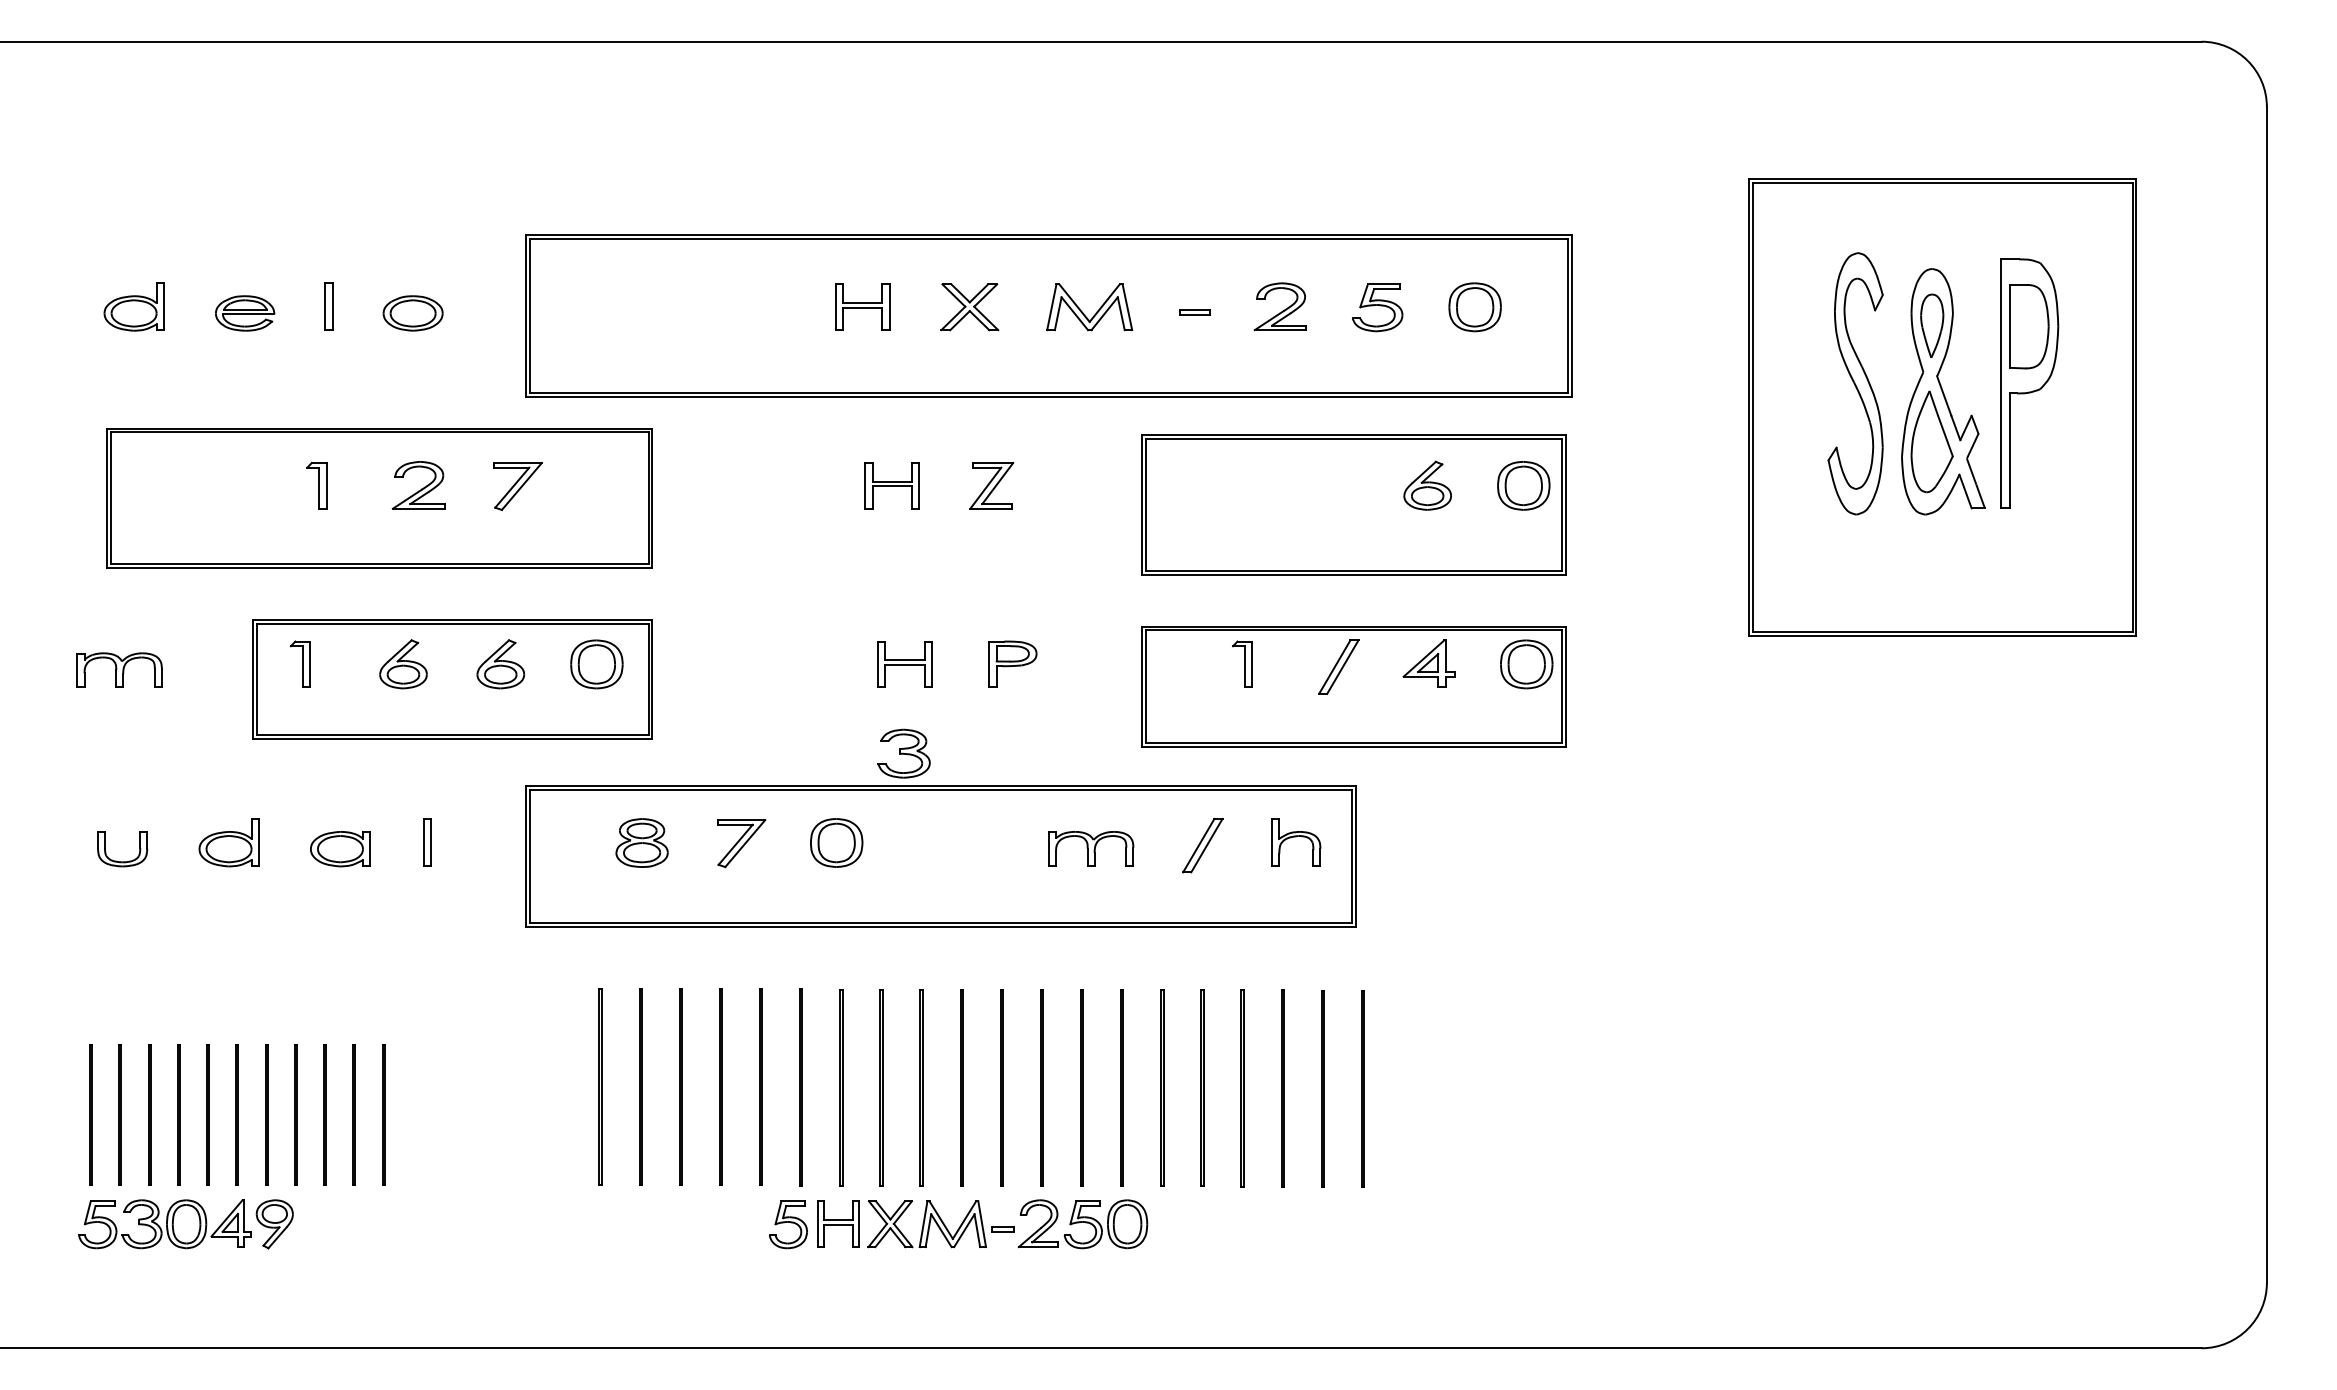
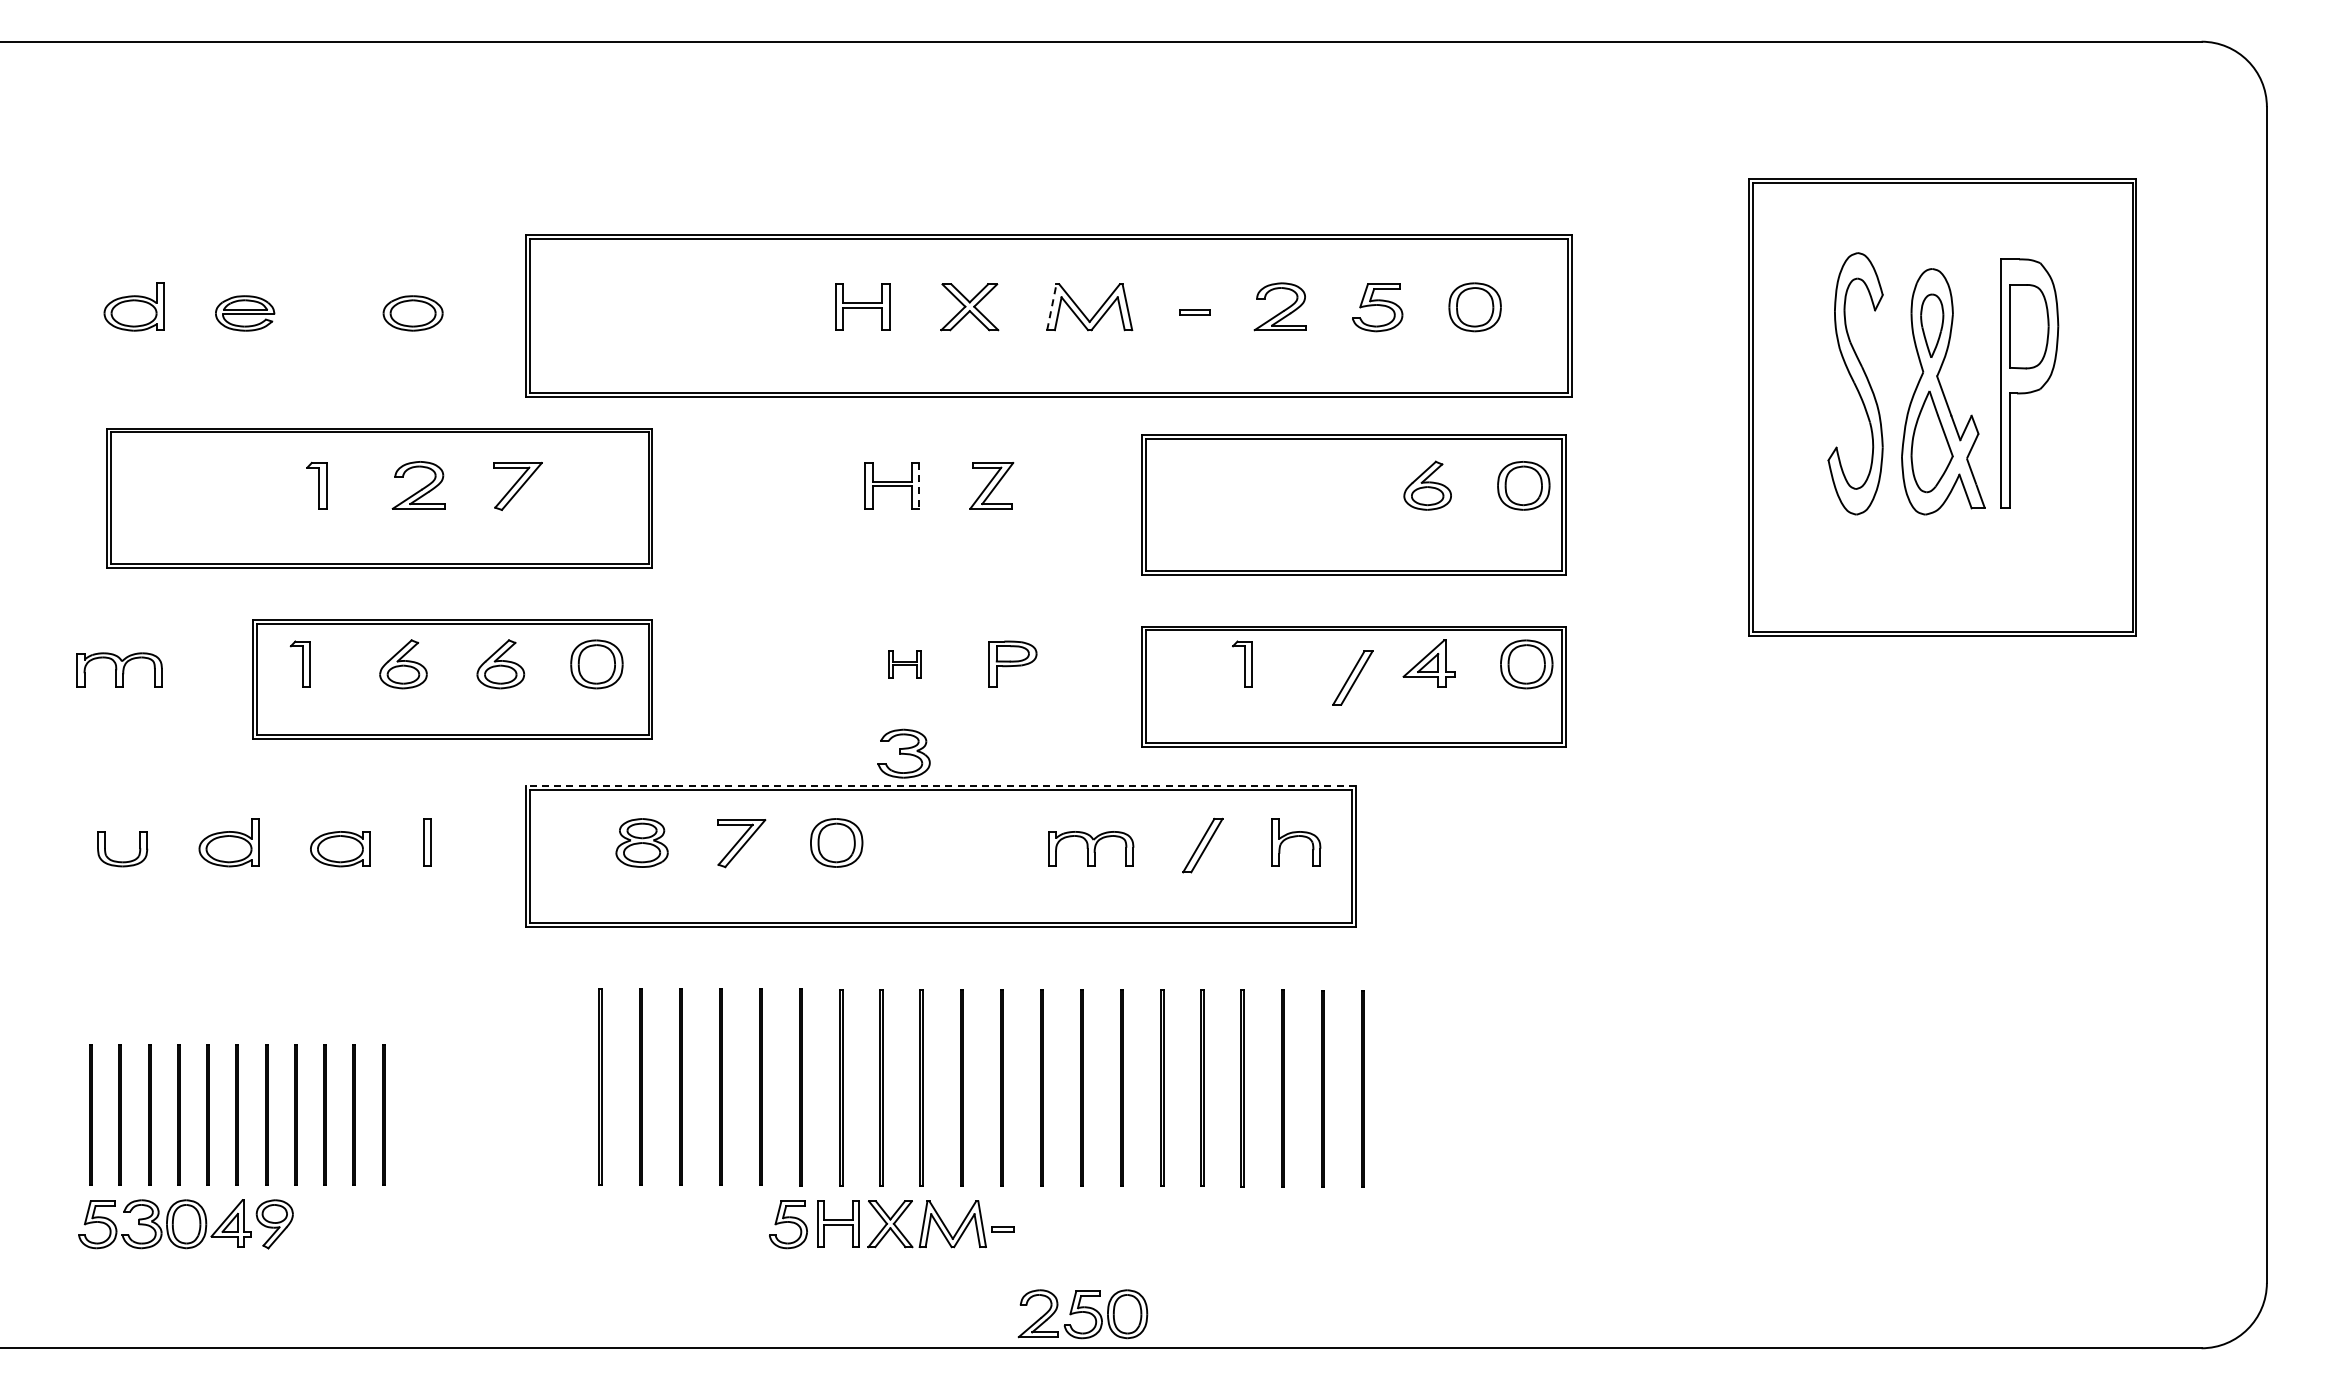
part: present -> none (328, 306)
line: solid -> dashed (1051, 306)
line: solid -> dashed (919, 485)
part size: 56x47 px -> 34x29 px (904, 664)
part position: (1338, 666) -> (1352, 677) (1352, 677)
line: solid -> dashed (941, 785)
part position: (1082, 1224) -> (1082, 1314) (1082, 1314)
